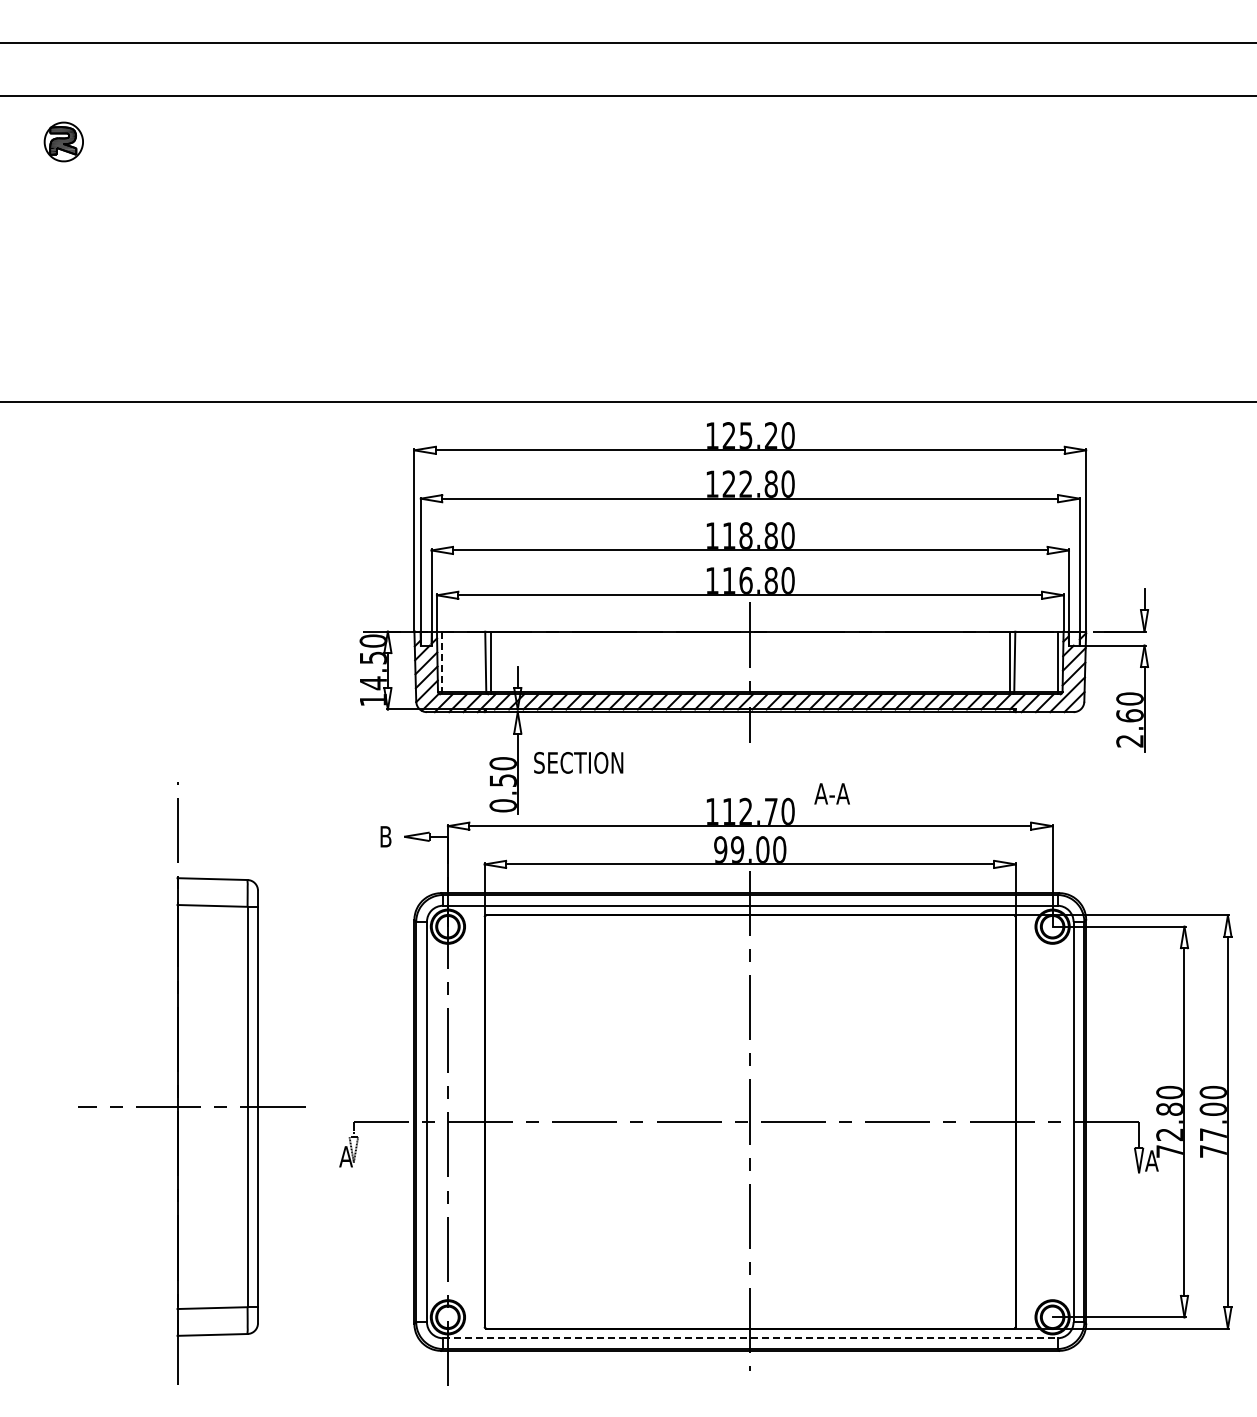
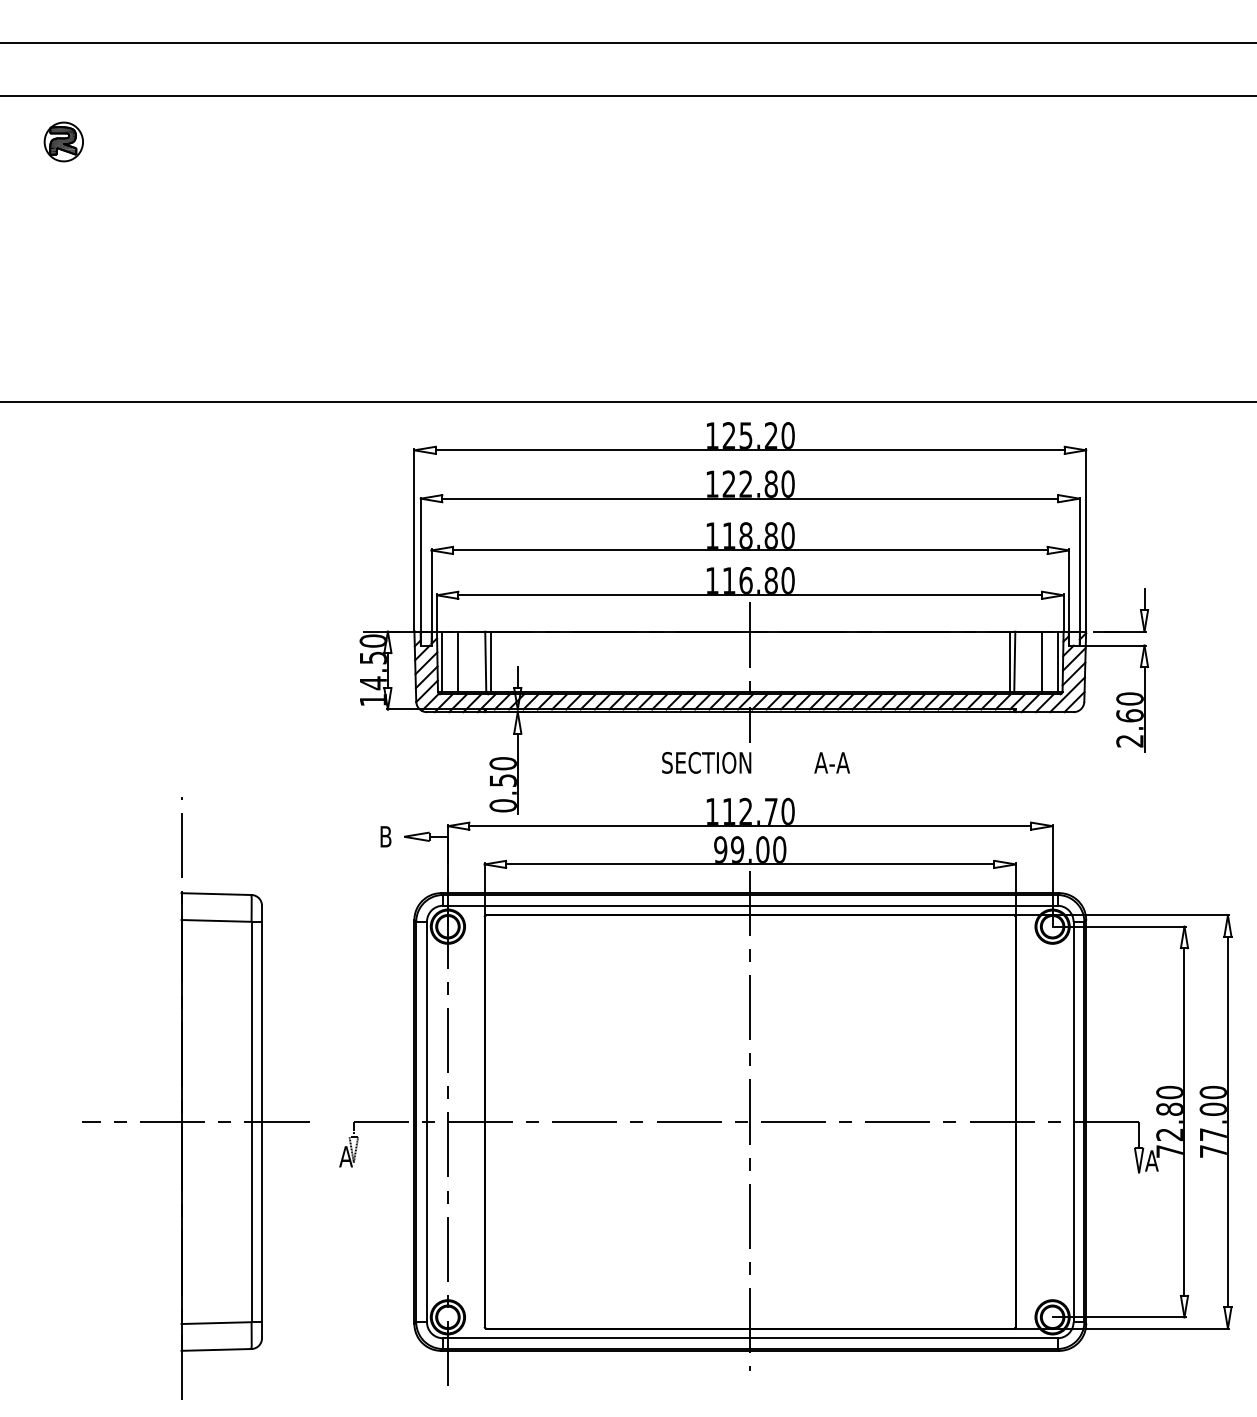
line: dashed -> solid (442, 662)
line: none -> present (458, 662)
line: none -> present (1042, 662)
text position: (578, 762) -> (706, 762) (706, 762)
text position: (831, 793) -> (831, 762) (831, 762)
part position: (191, 1083) -> (195, 1098) (195, 1098)
line: dashed -> solid (750, 1338)
